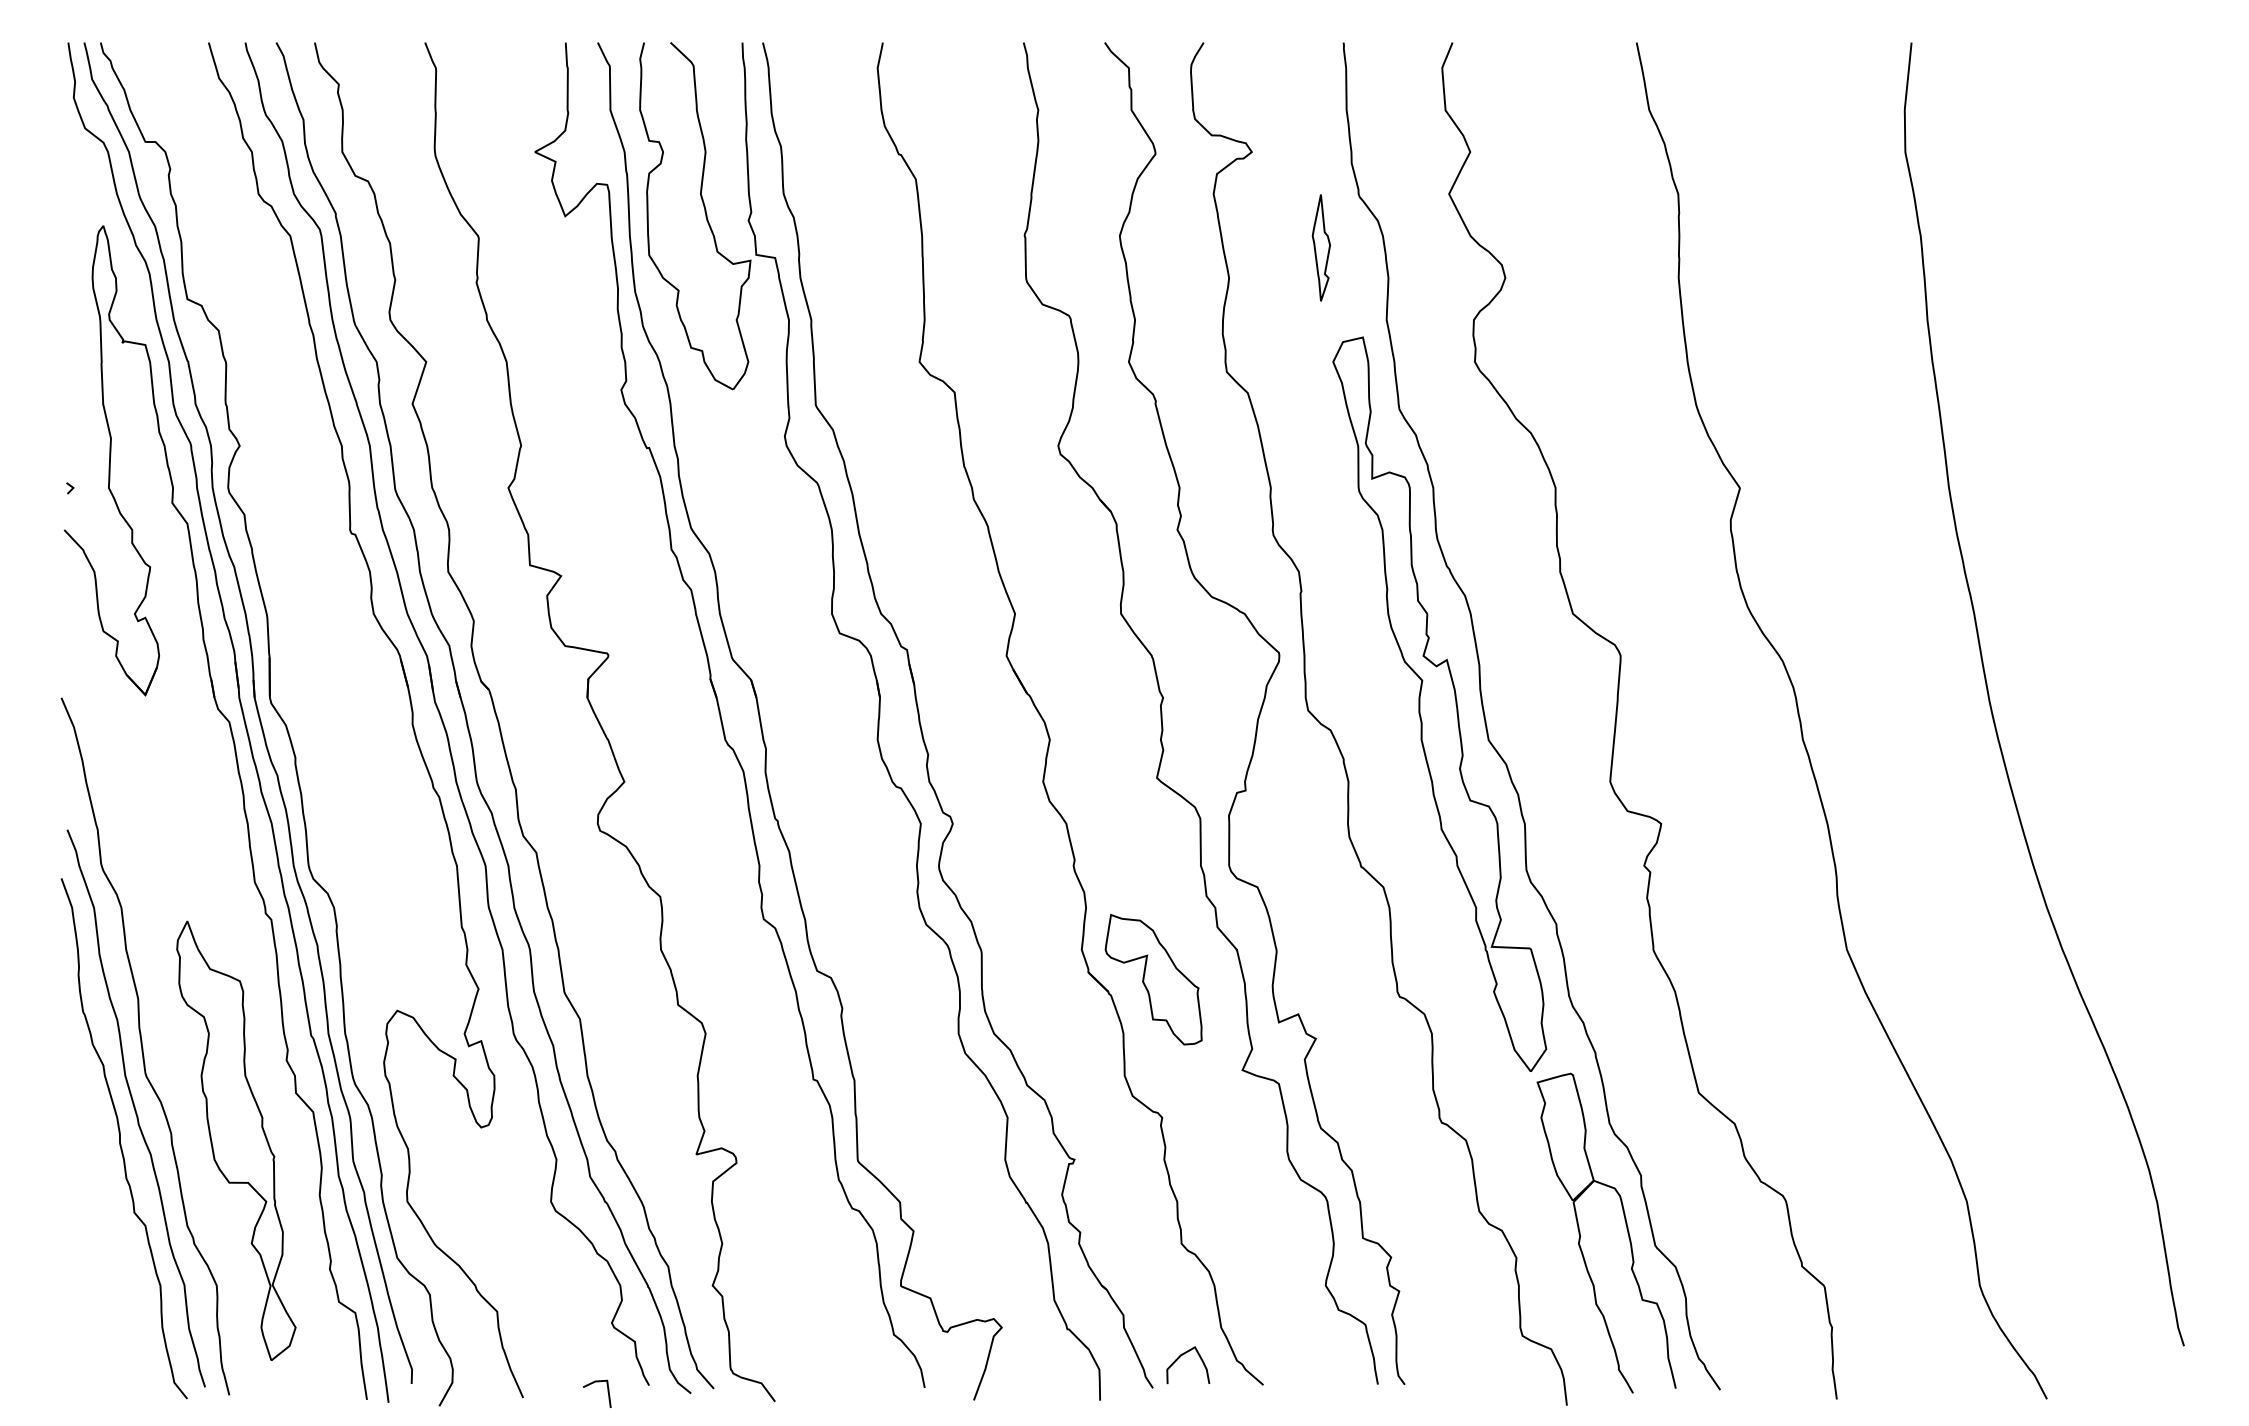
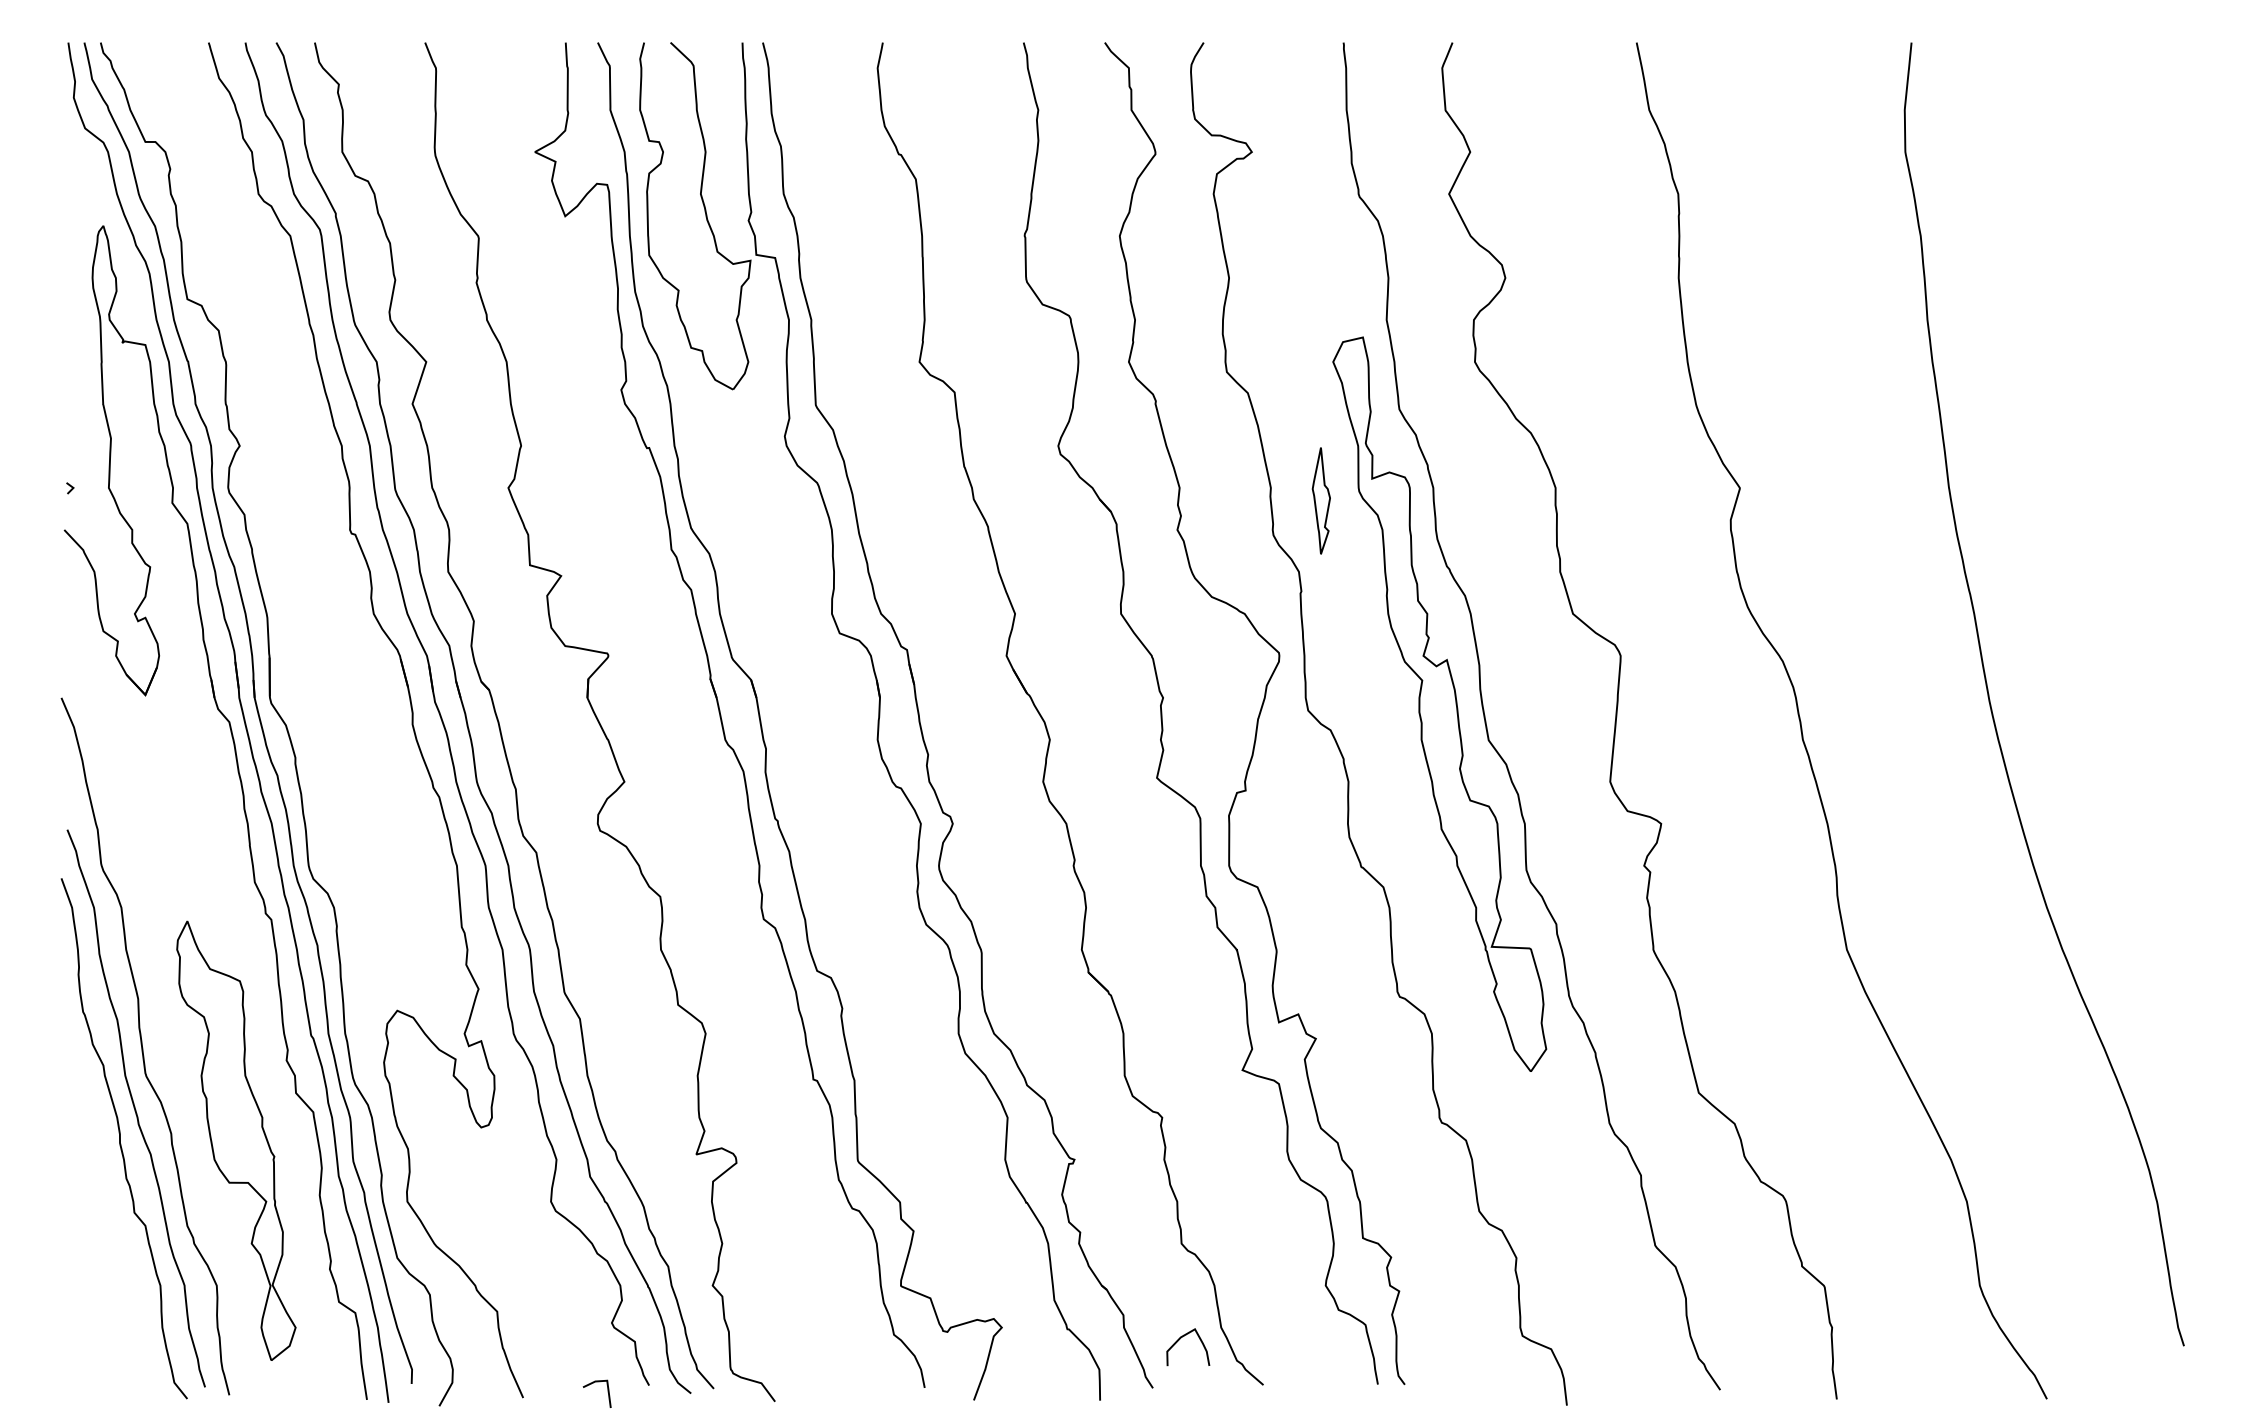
part position: (1320, 247) -> (1320, 500) (1320, 500)
part: present -> none (1153, 979)
part: present -> none (1626, 1229)
curve position: (1180, 1357) -> (1180, 1339) (1180, 1339)
